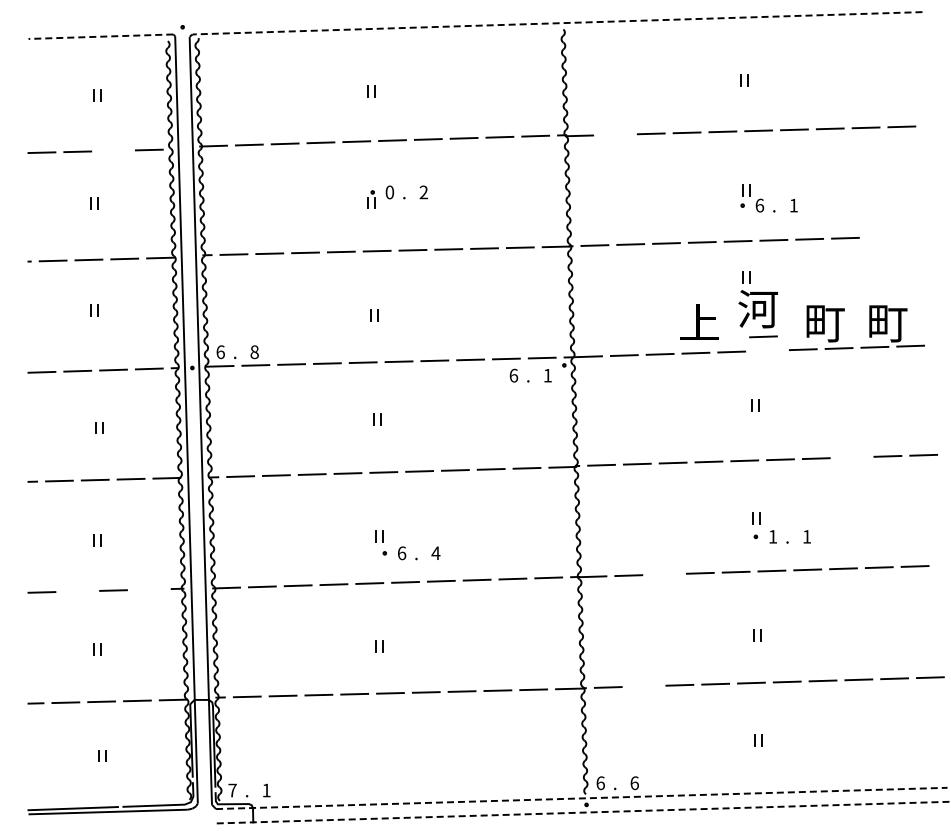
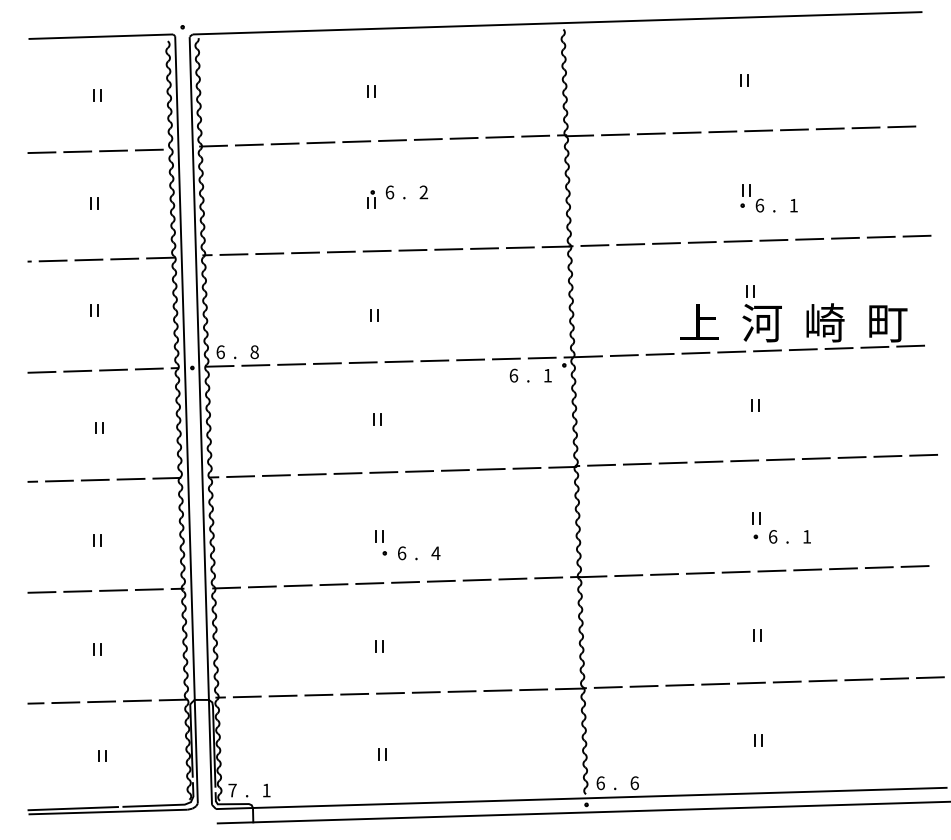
line: dashed -> solid (557, 23)
line: dashed -> solid (100, 36)
line: none -> present (615, 134)
line: none -> present (113, 150)
text: 0 -> 6 (389, 192)
line: none -> present (902, 236)
part position: (757, 304) -> (761, 318) (761, 318)
text: 町 -> 崎 (825, 322)
line: none -> present (851, 457)
text: 1 -> 6 (773, 536)
line: none -> present (664, 574)
line: none -> present (148, 589)
line: none -> present (77, 591)
line: none -> present (643, 685)
part: none -> present (382, 754)
line: dashed -> solid (581, 798)
line: dashed -> solid (583, 812)
